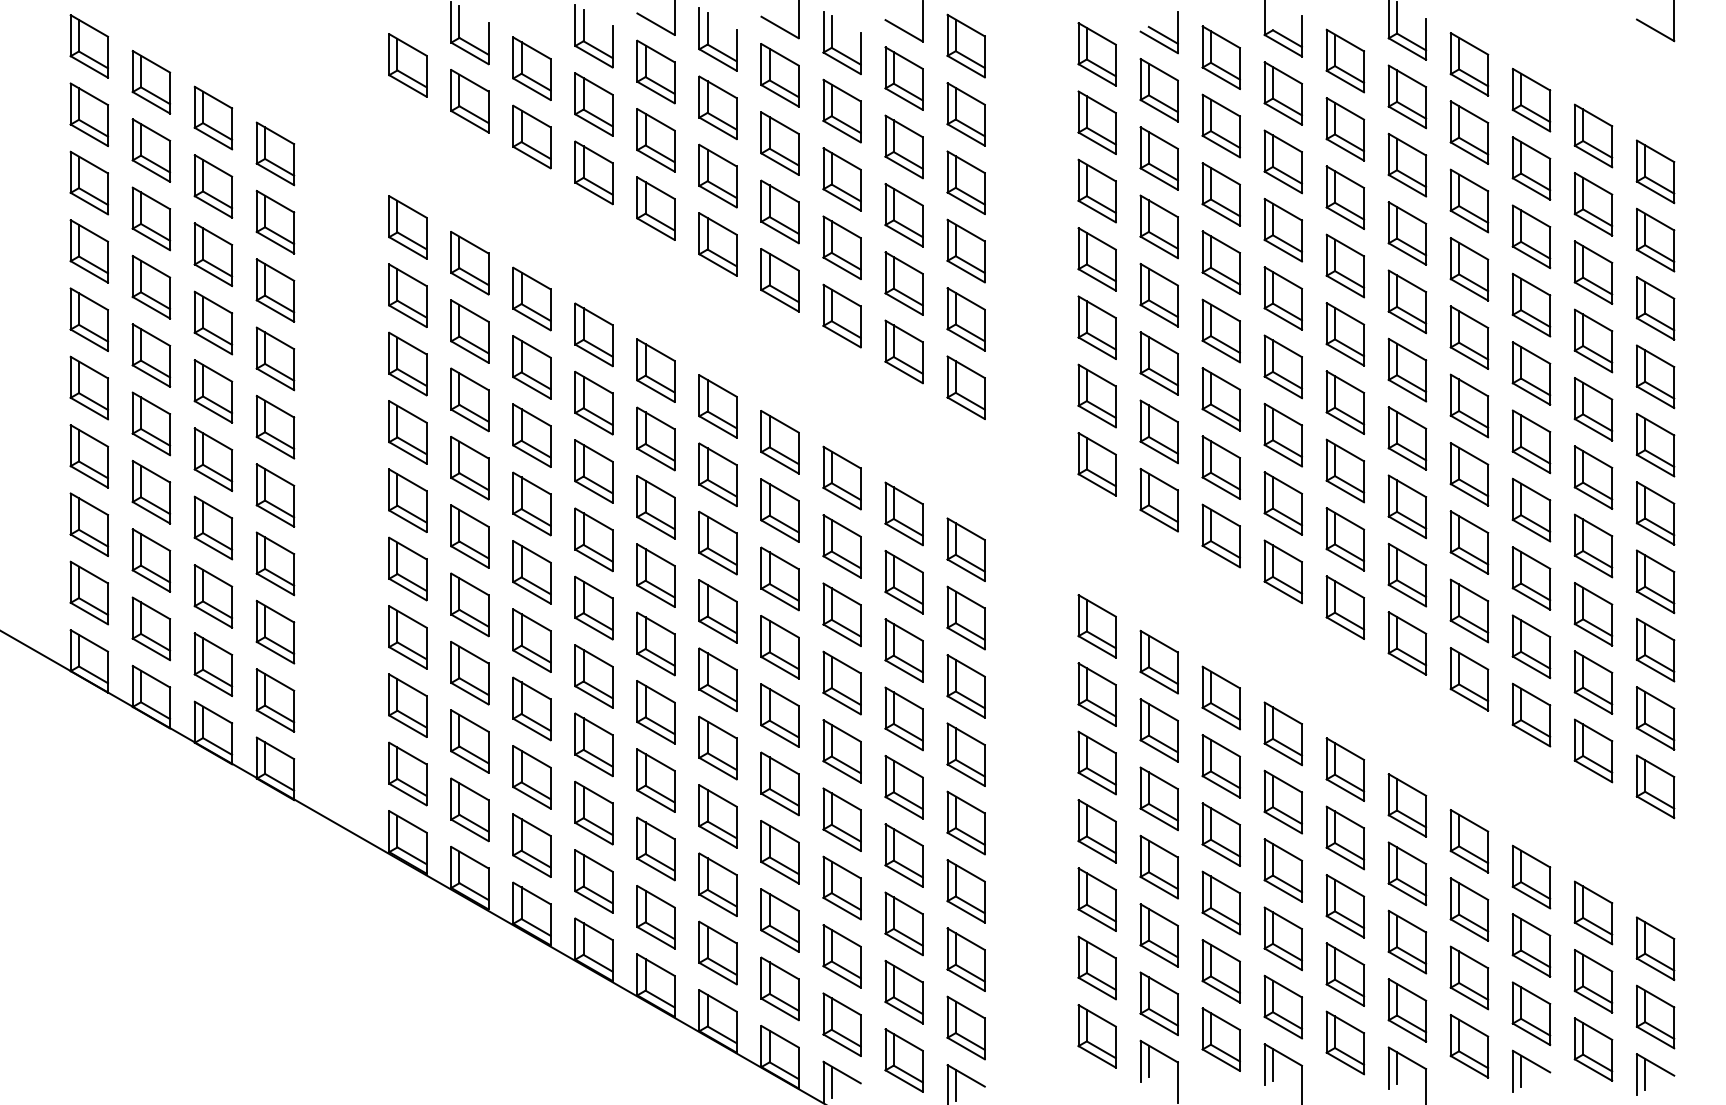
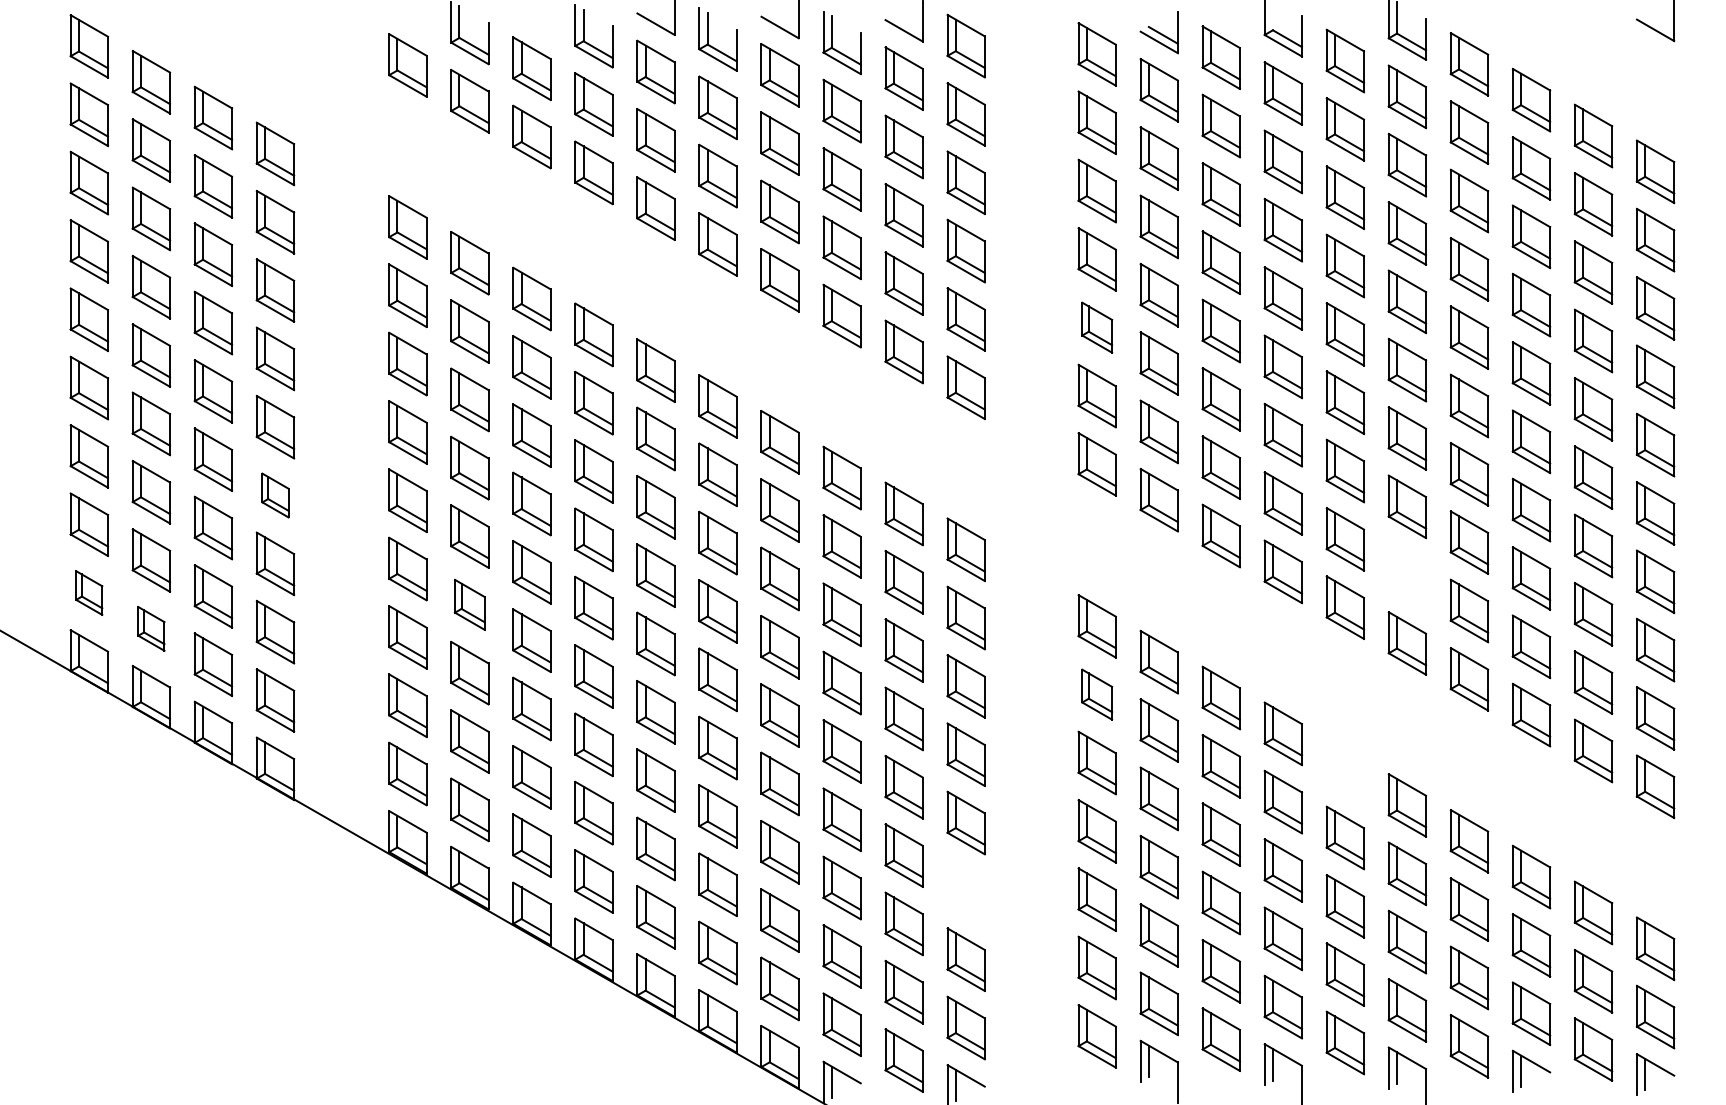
part size: 40x65 px -> 33x53 px (1097, 327)
part size: 41x65 px -> 29x47 px (275, 495)
part: present -> none (1407, 574)
part size: 40x66 px -> 29x46 px (89, 592)
part size: 40x66 px -> 33x53 px (469, 604)
part size: 41x66 px -> 29x46 px (151, 628)
part size: 40x65 px -> 33x53 px (1097, 694)
part: present -> none (1345, 769)
part: present -> none (965, 891)
